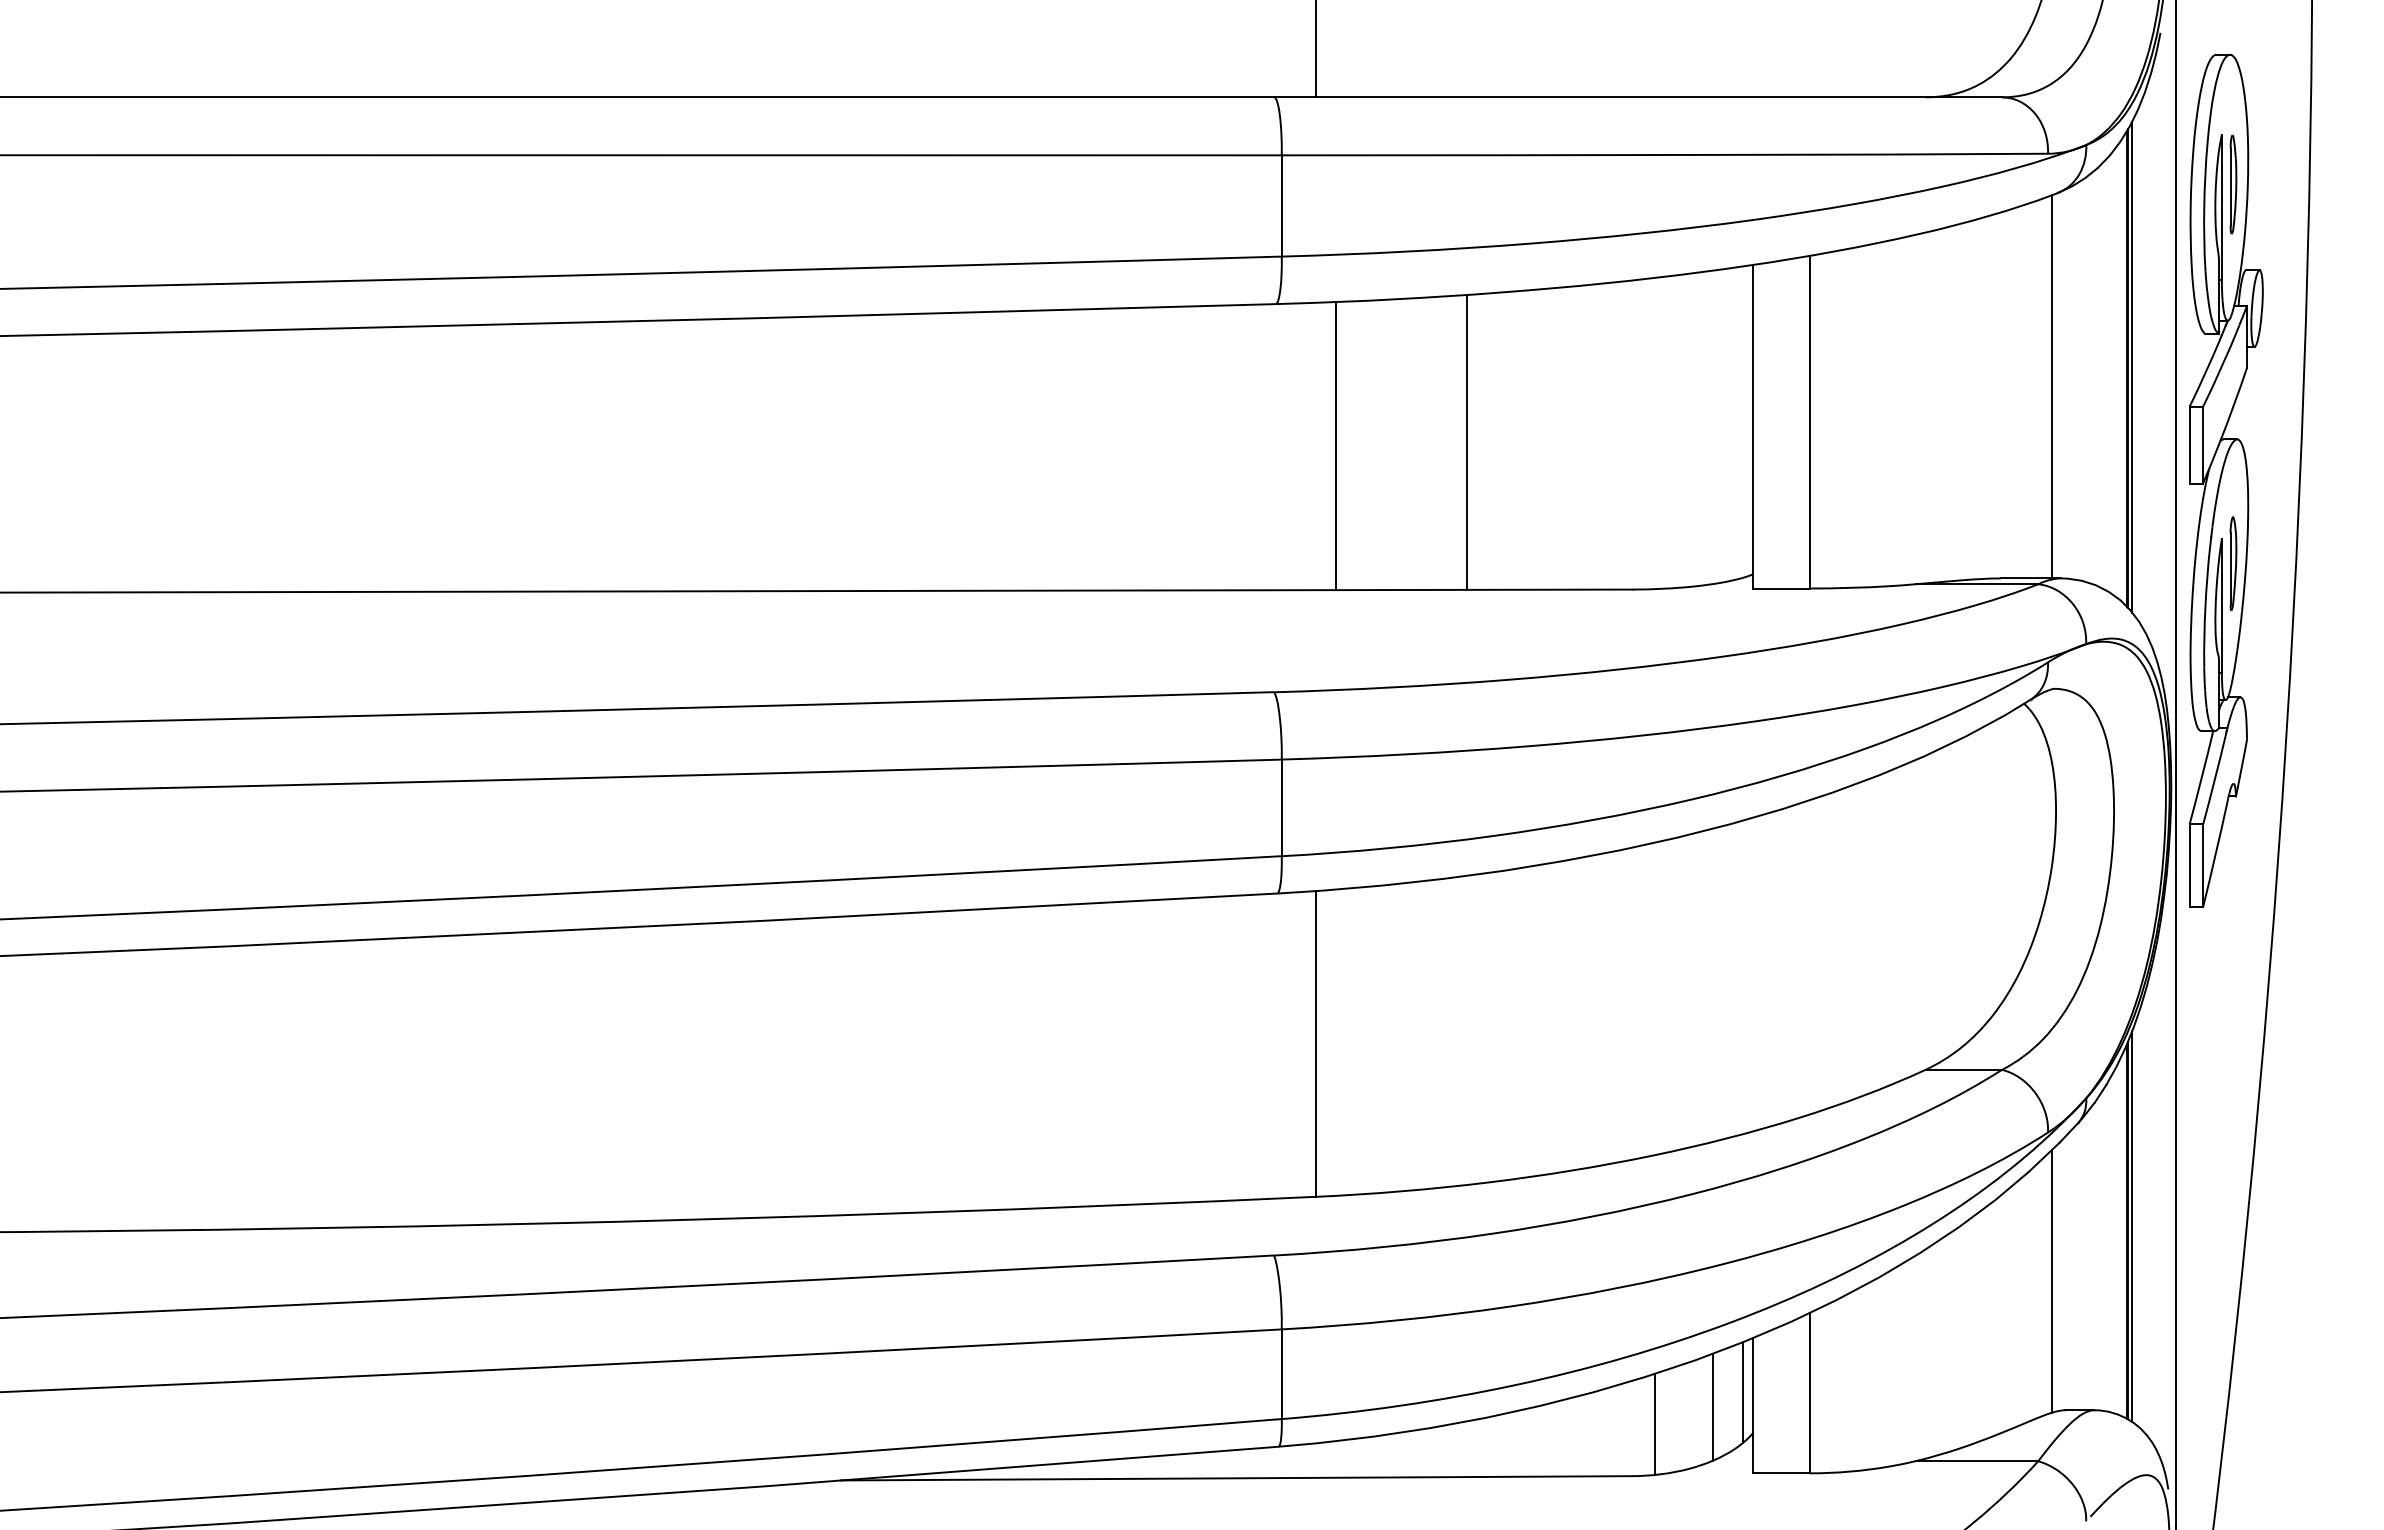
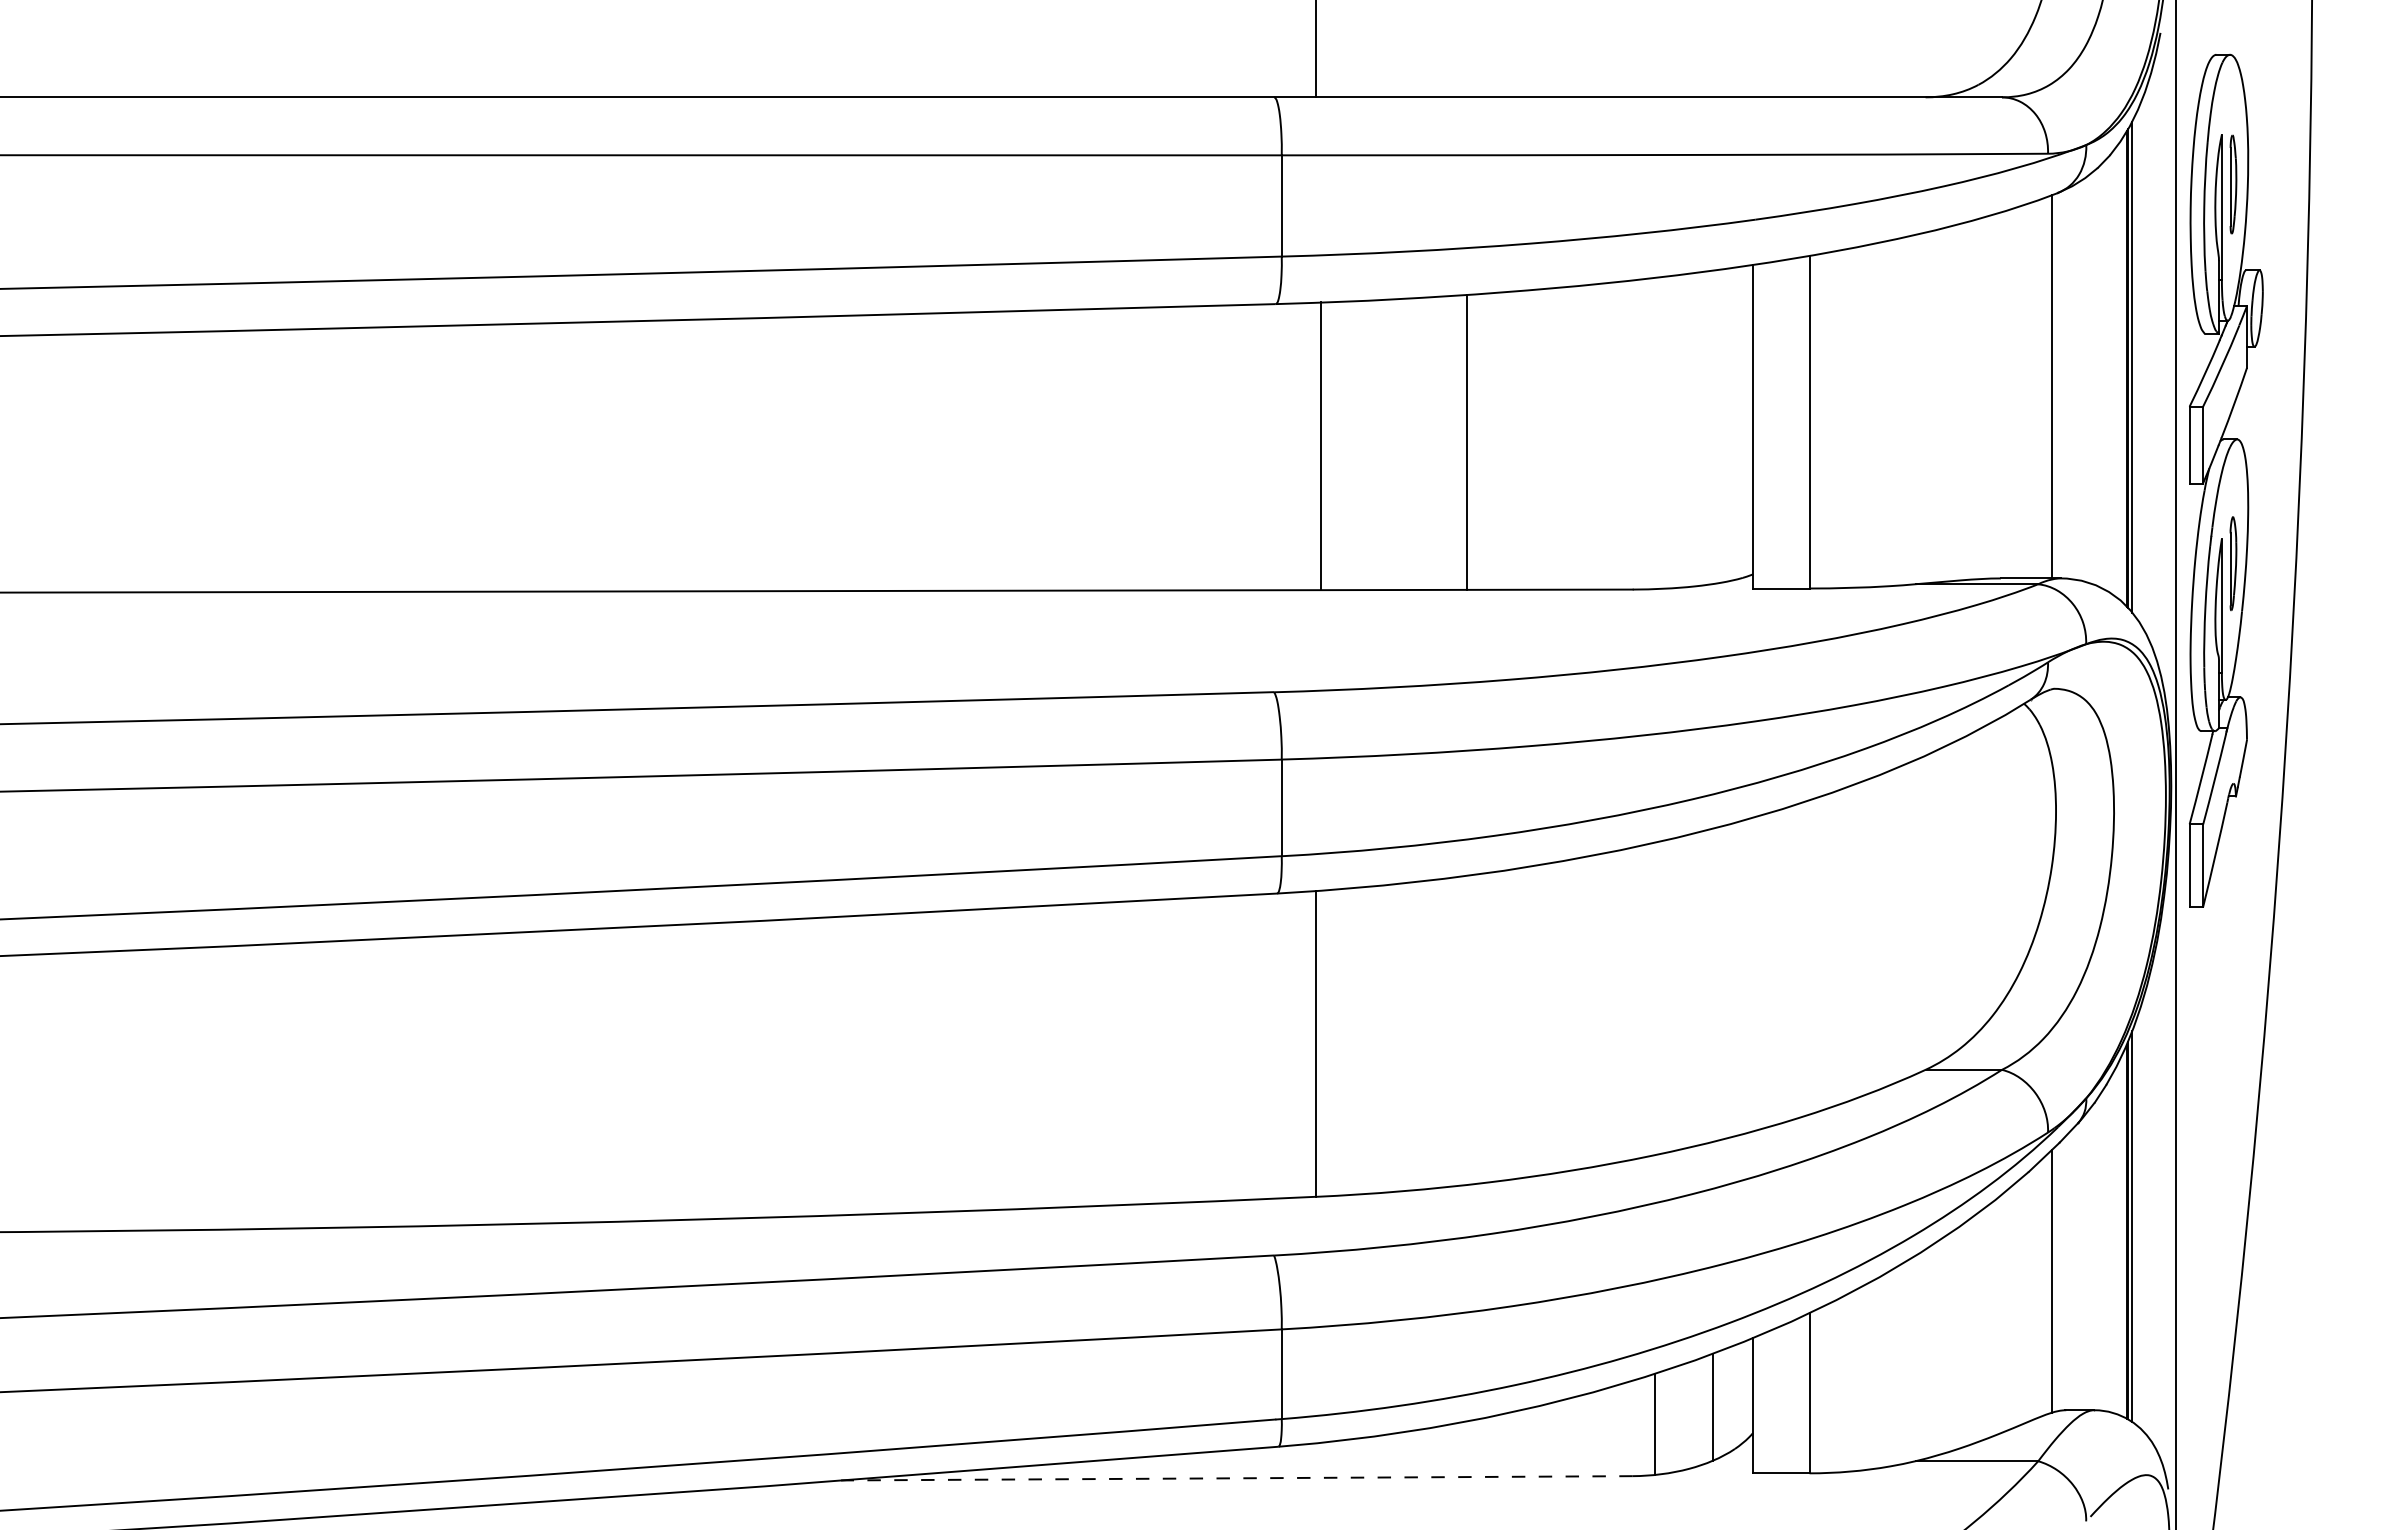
line position: (1335, 446) -> (1320, 446) (1320, 446)
line: present -> none (1742, 1392)
line: solid -> dashed (1236, 1478)
